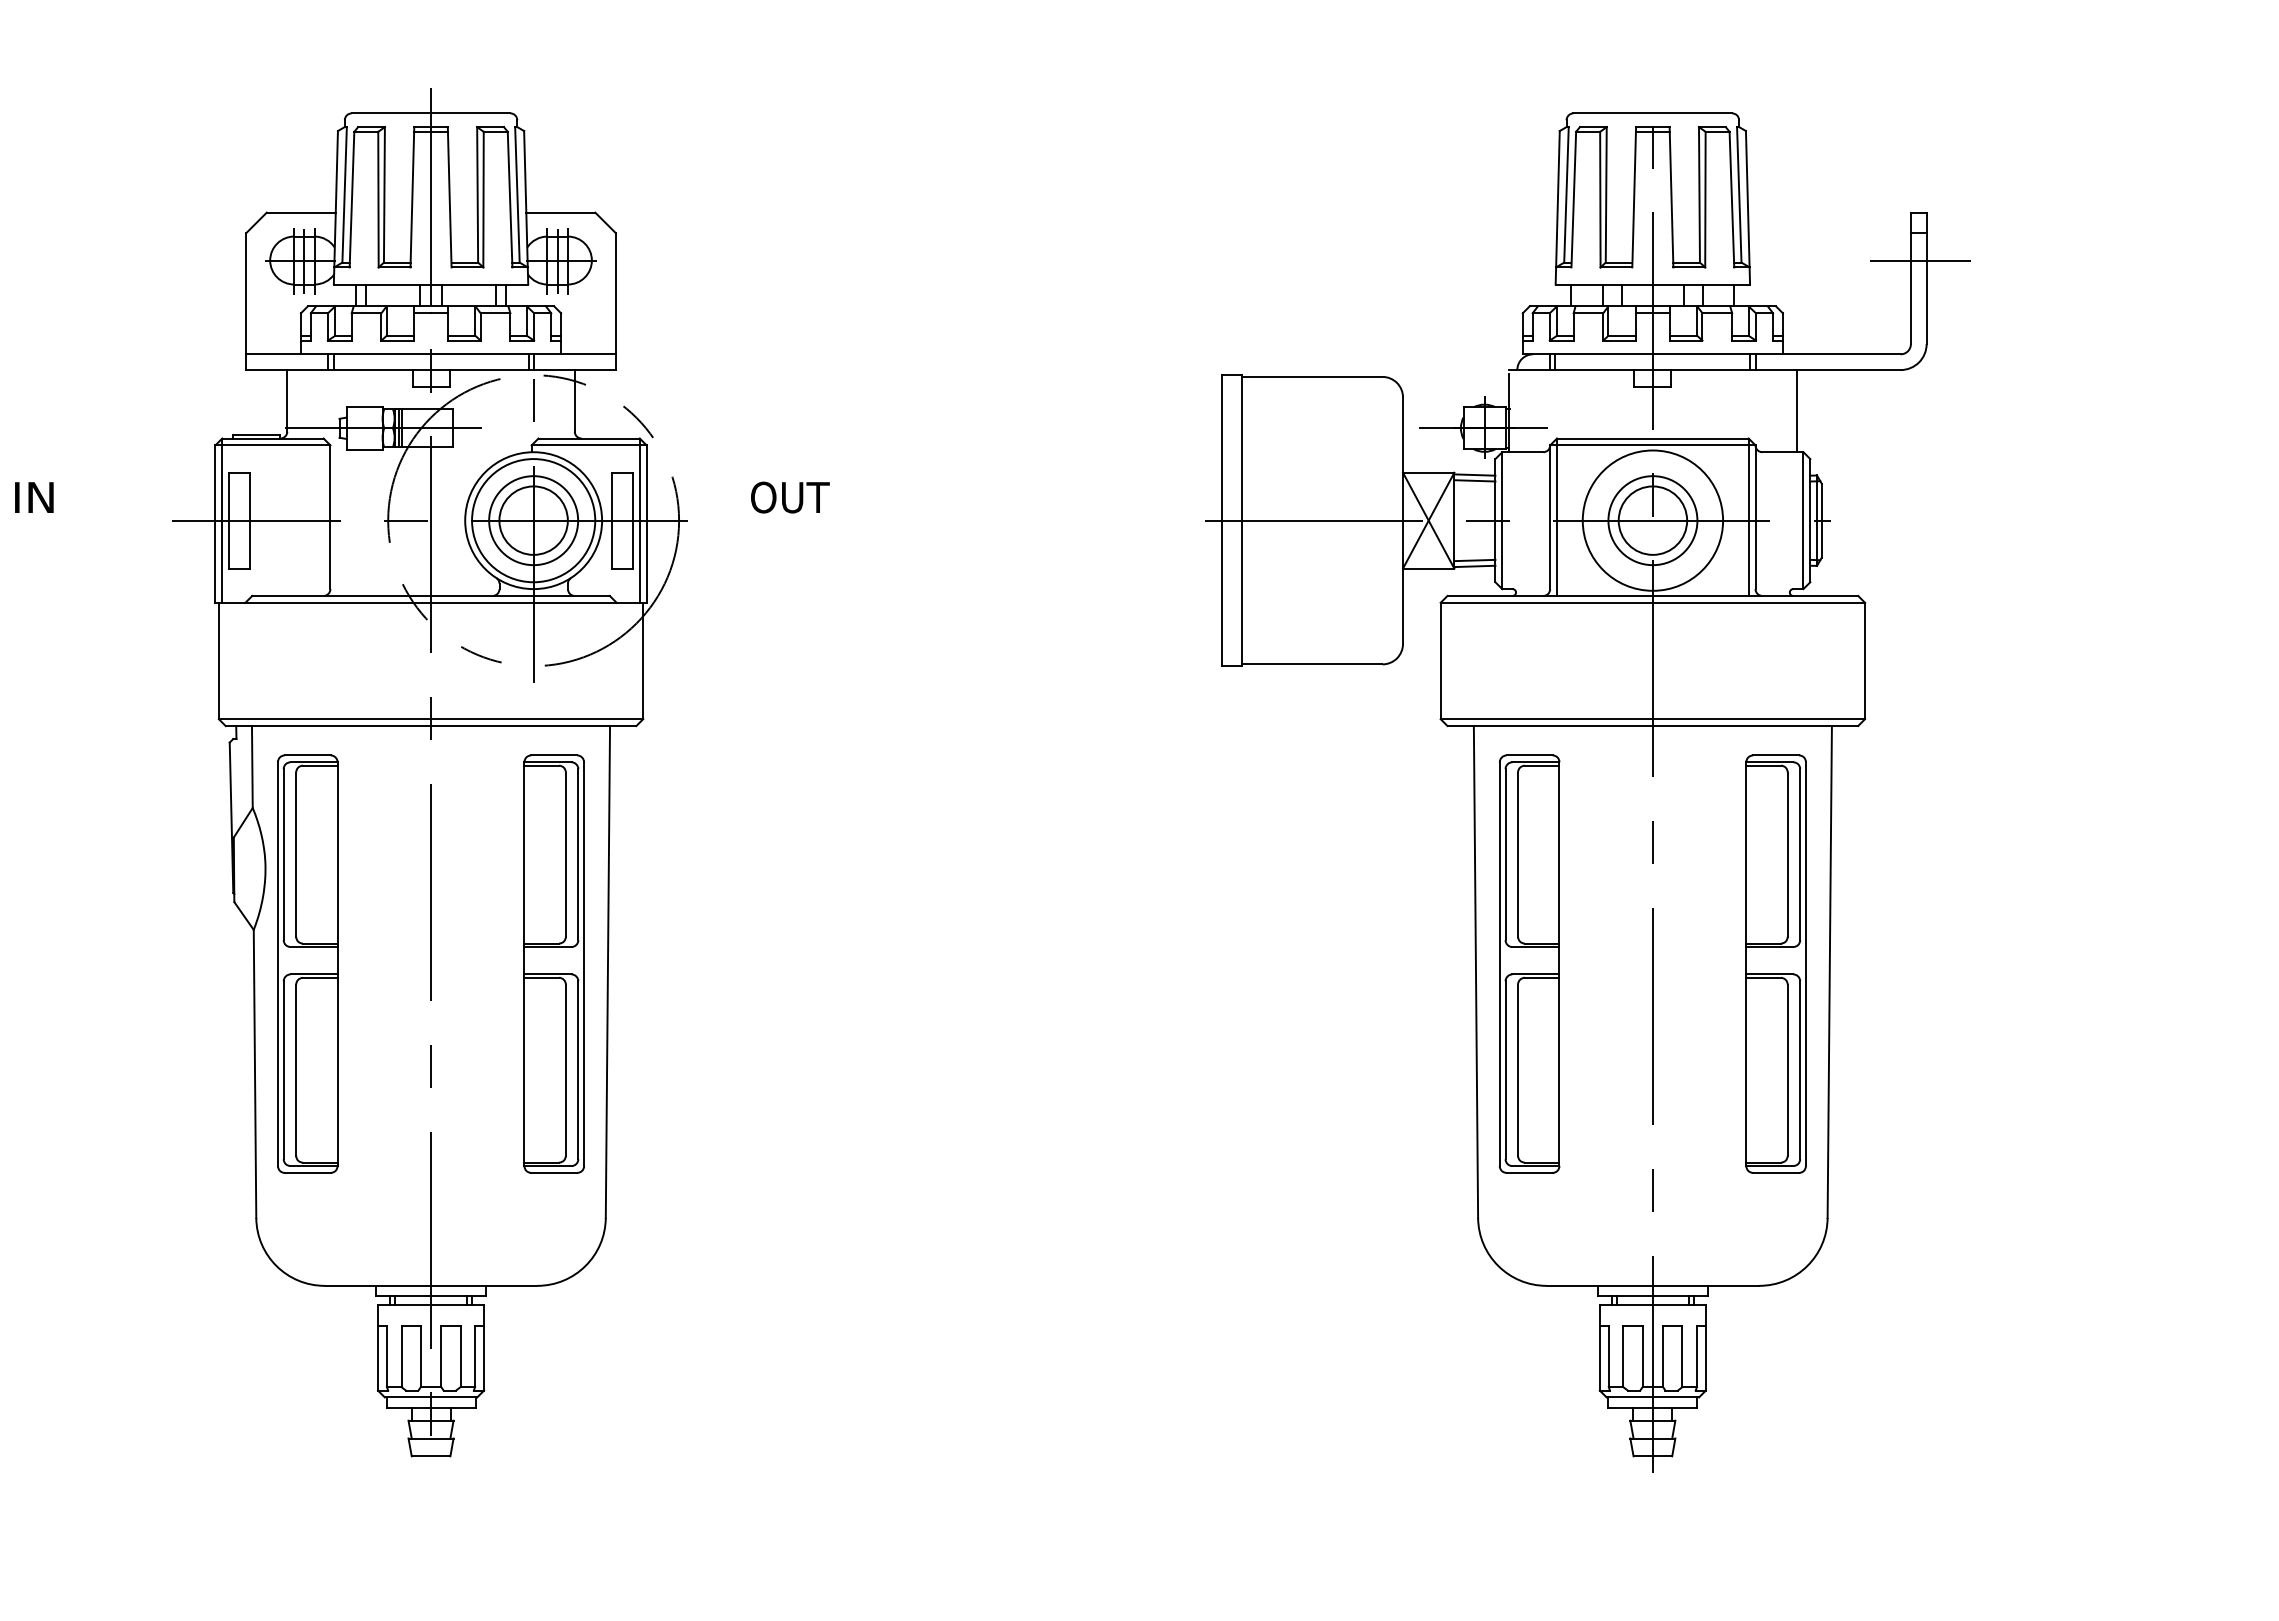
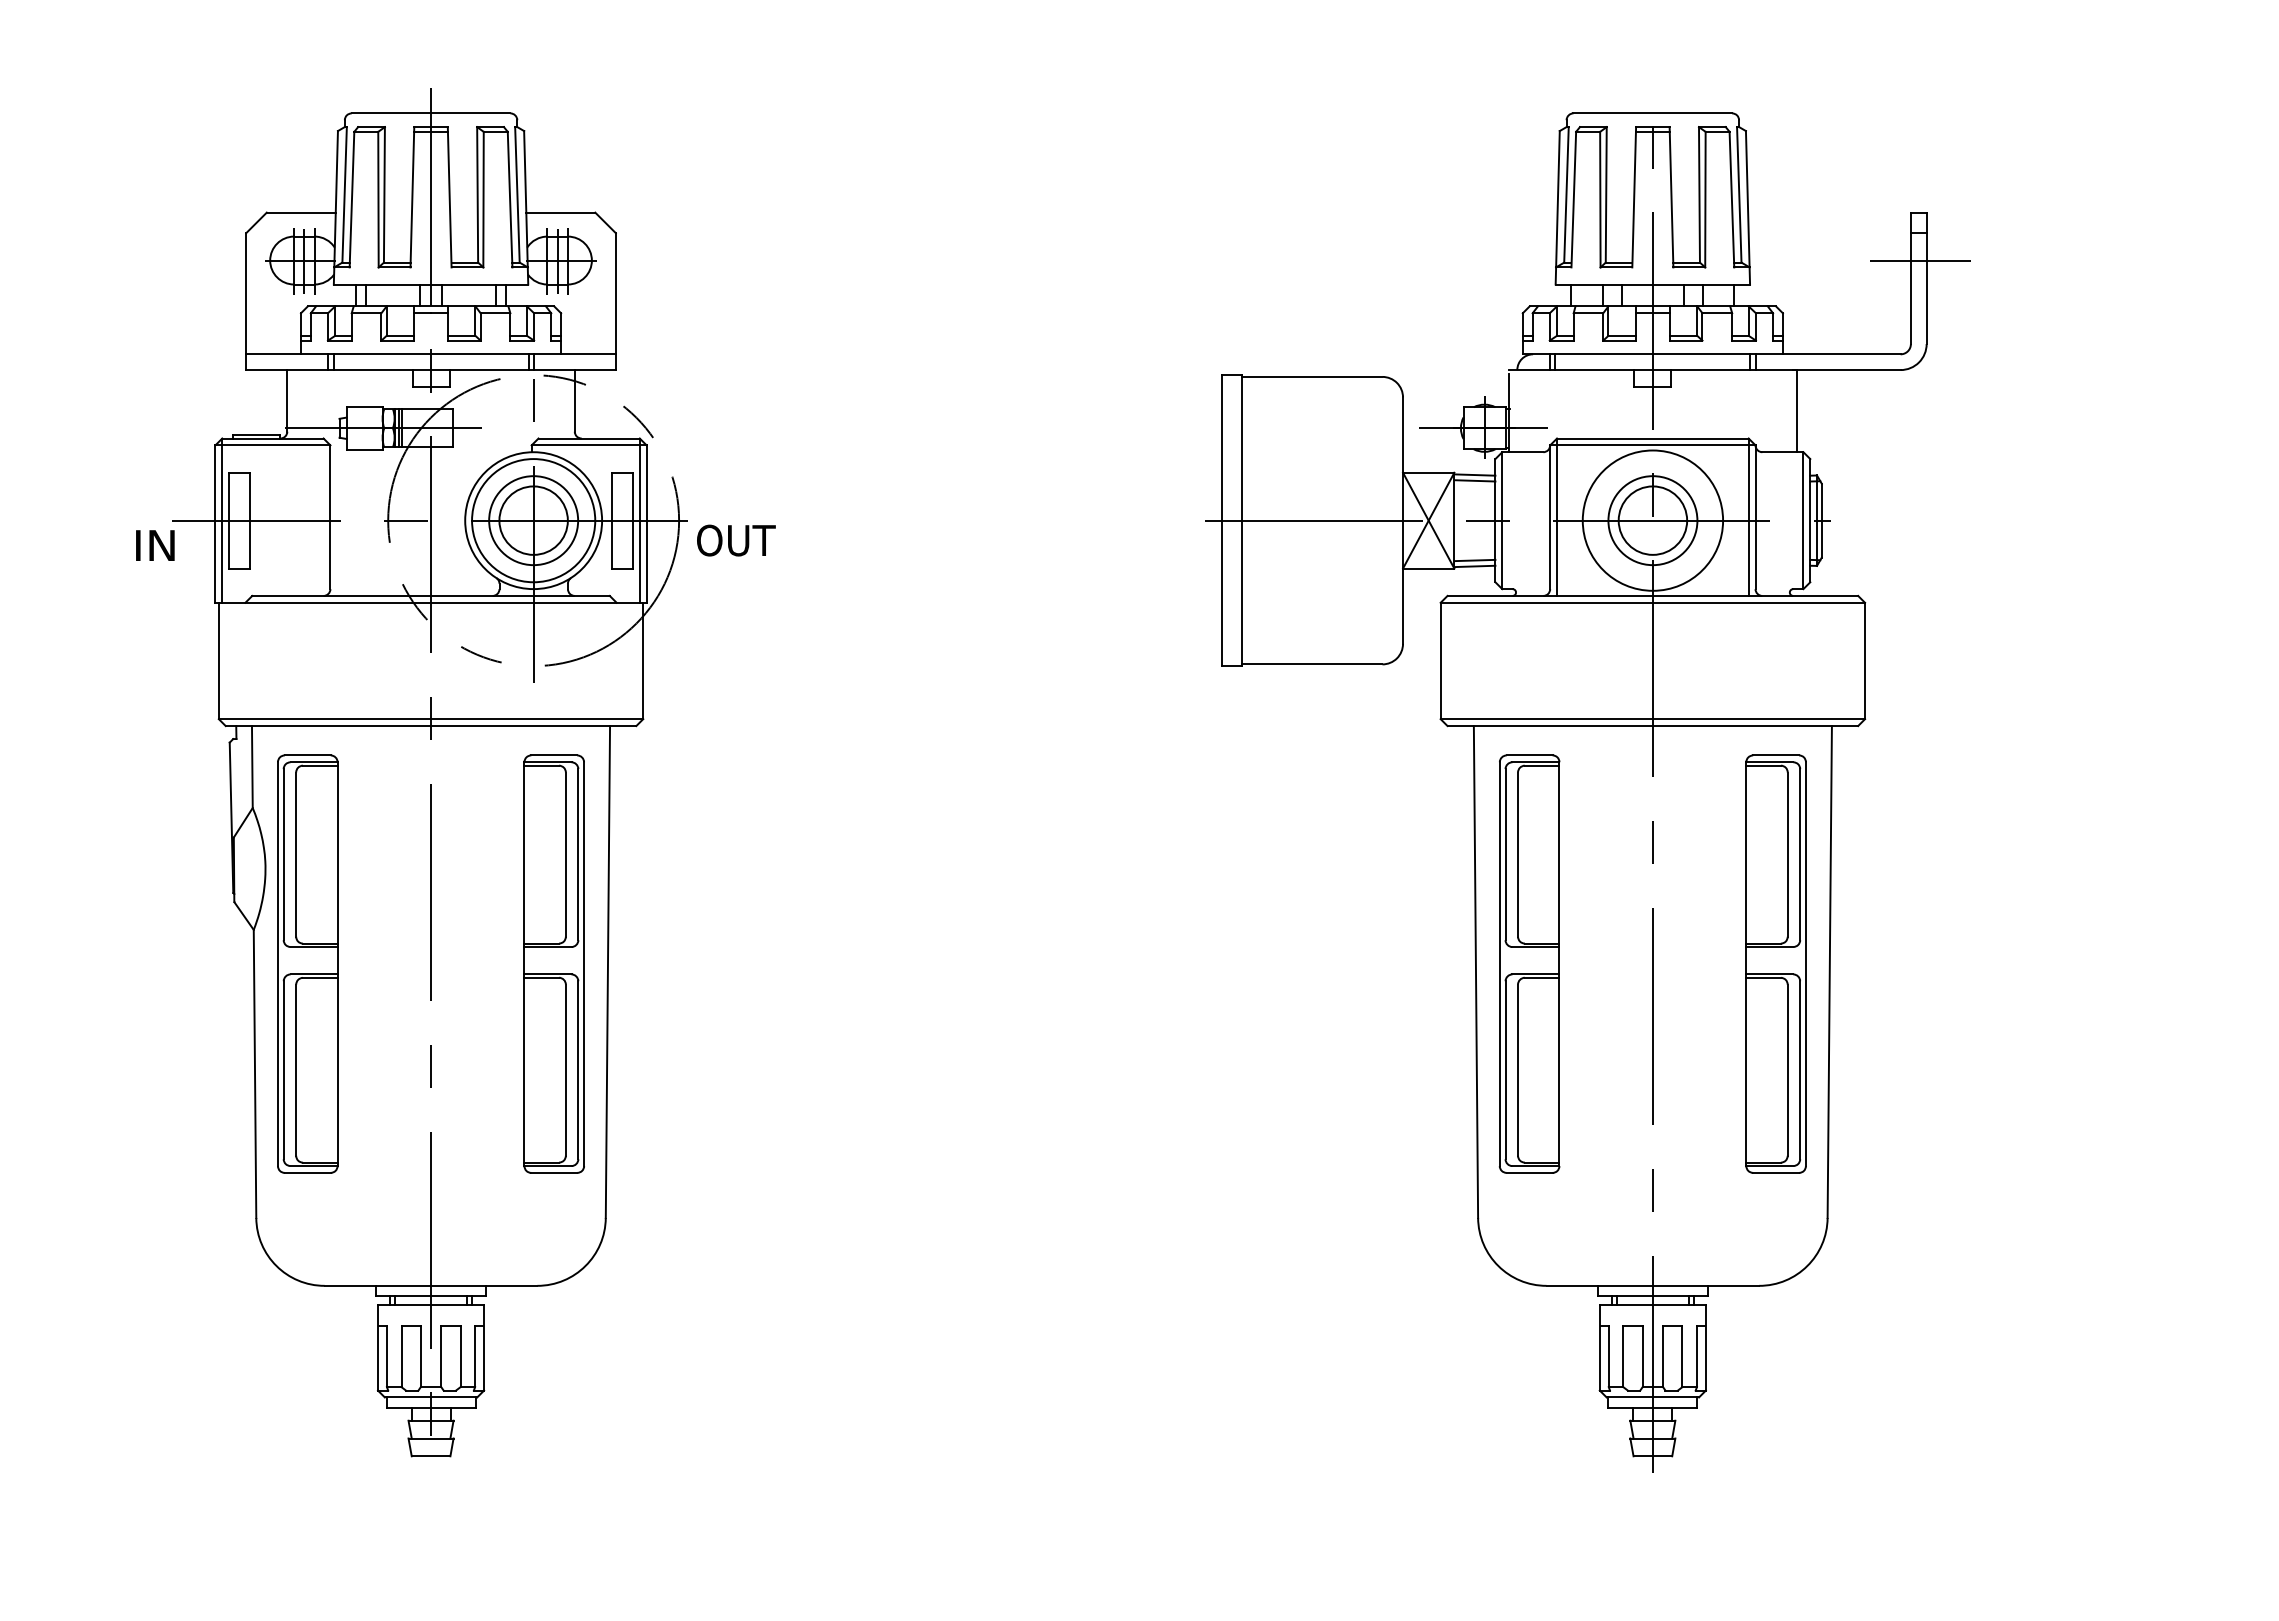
text position: (34, 497) -> (155, 545) (155, 545)
text position: (790, 497) -> (736, 540) (736, 540)
